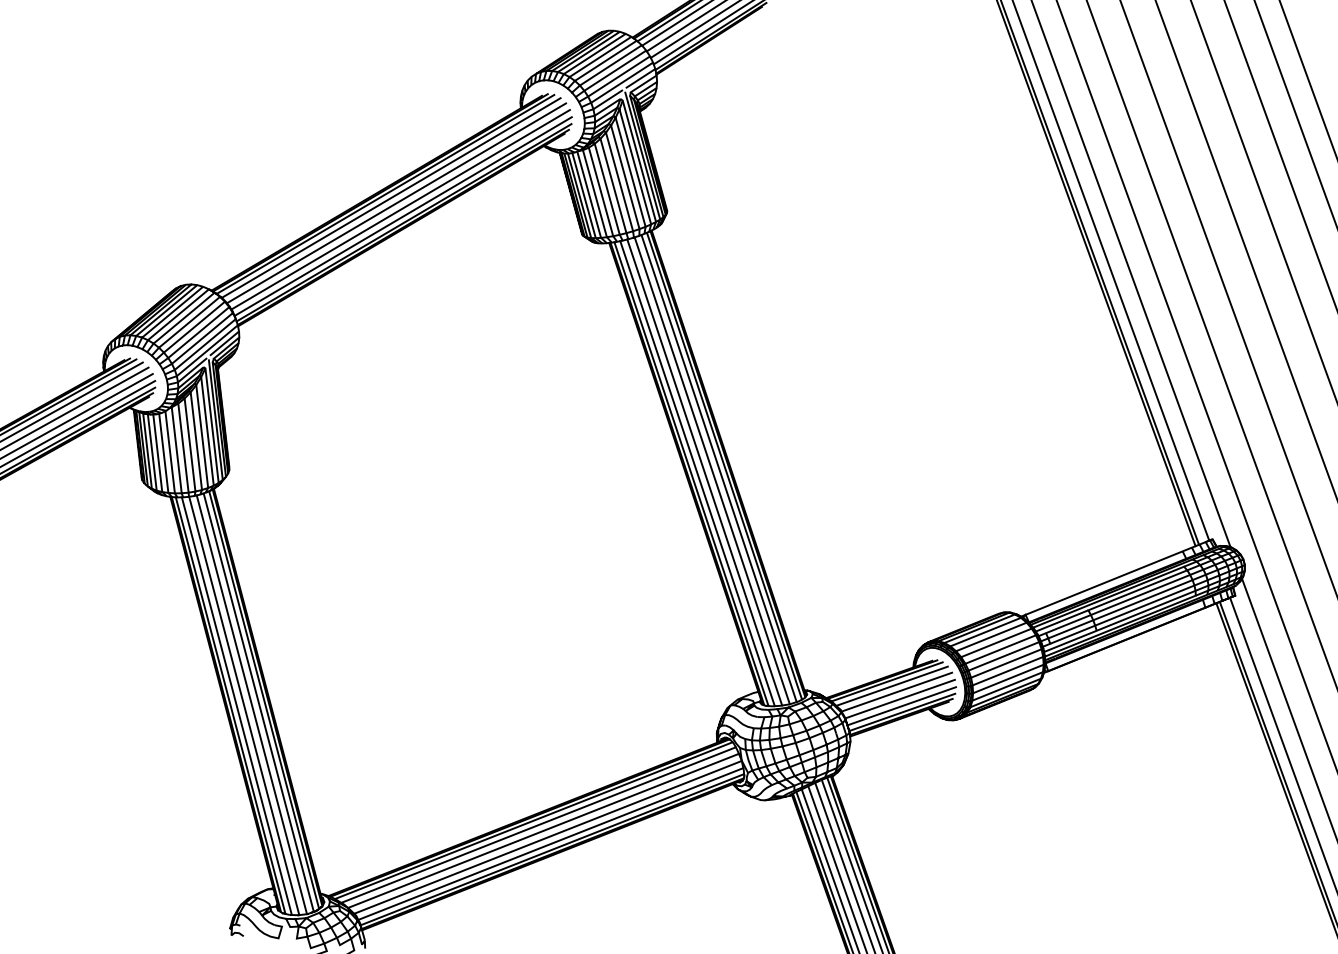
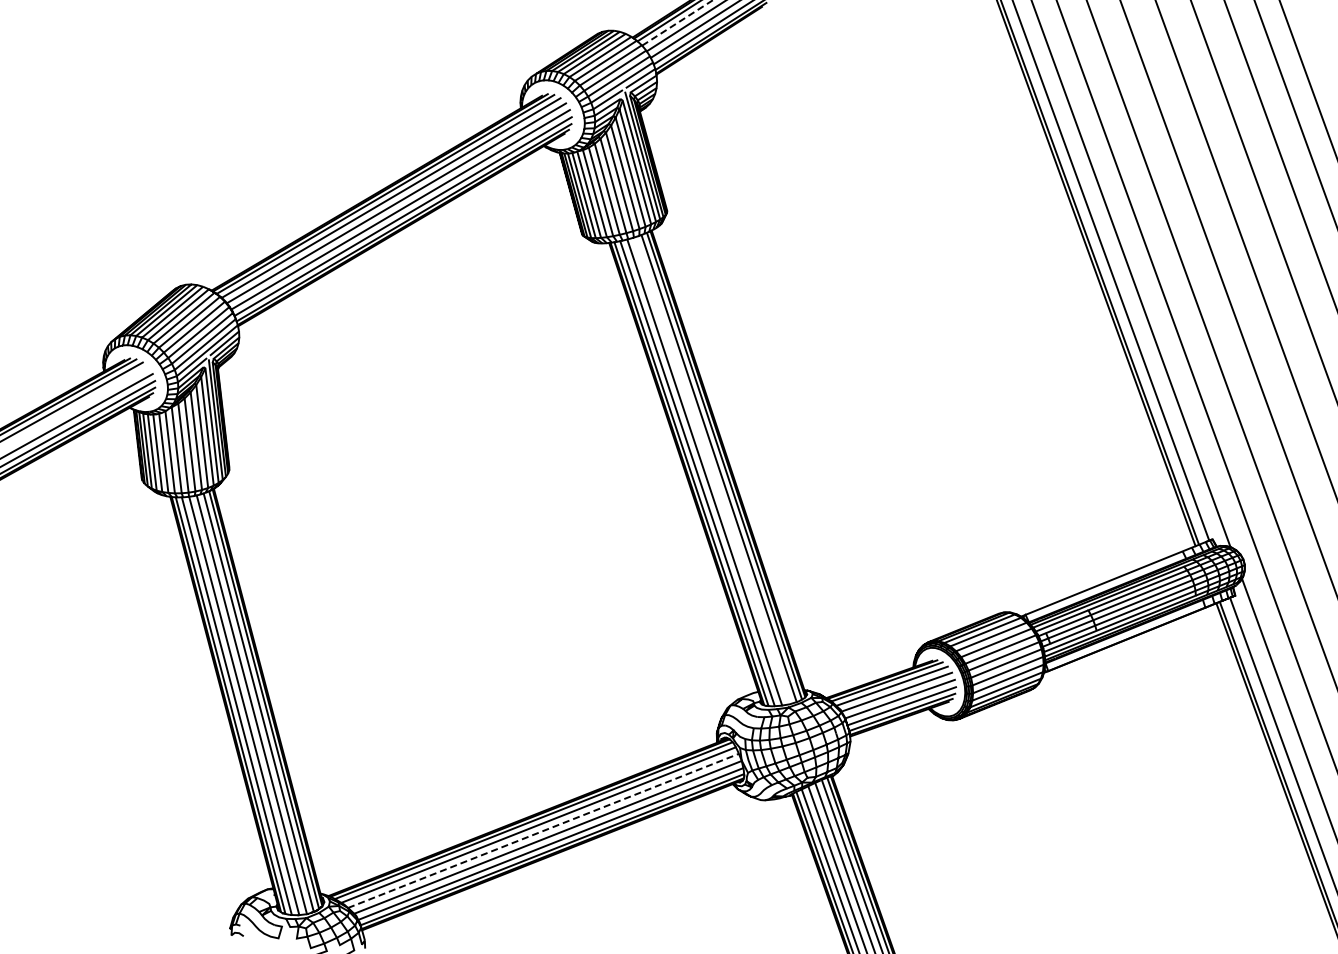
line: solid -> dashed (677, 22)
line: present -> none (75, 407)
line: present -> none (711, 470)
line: solid -> dashed (543, 830)
